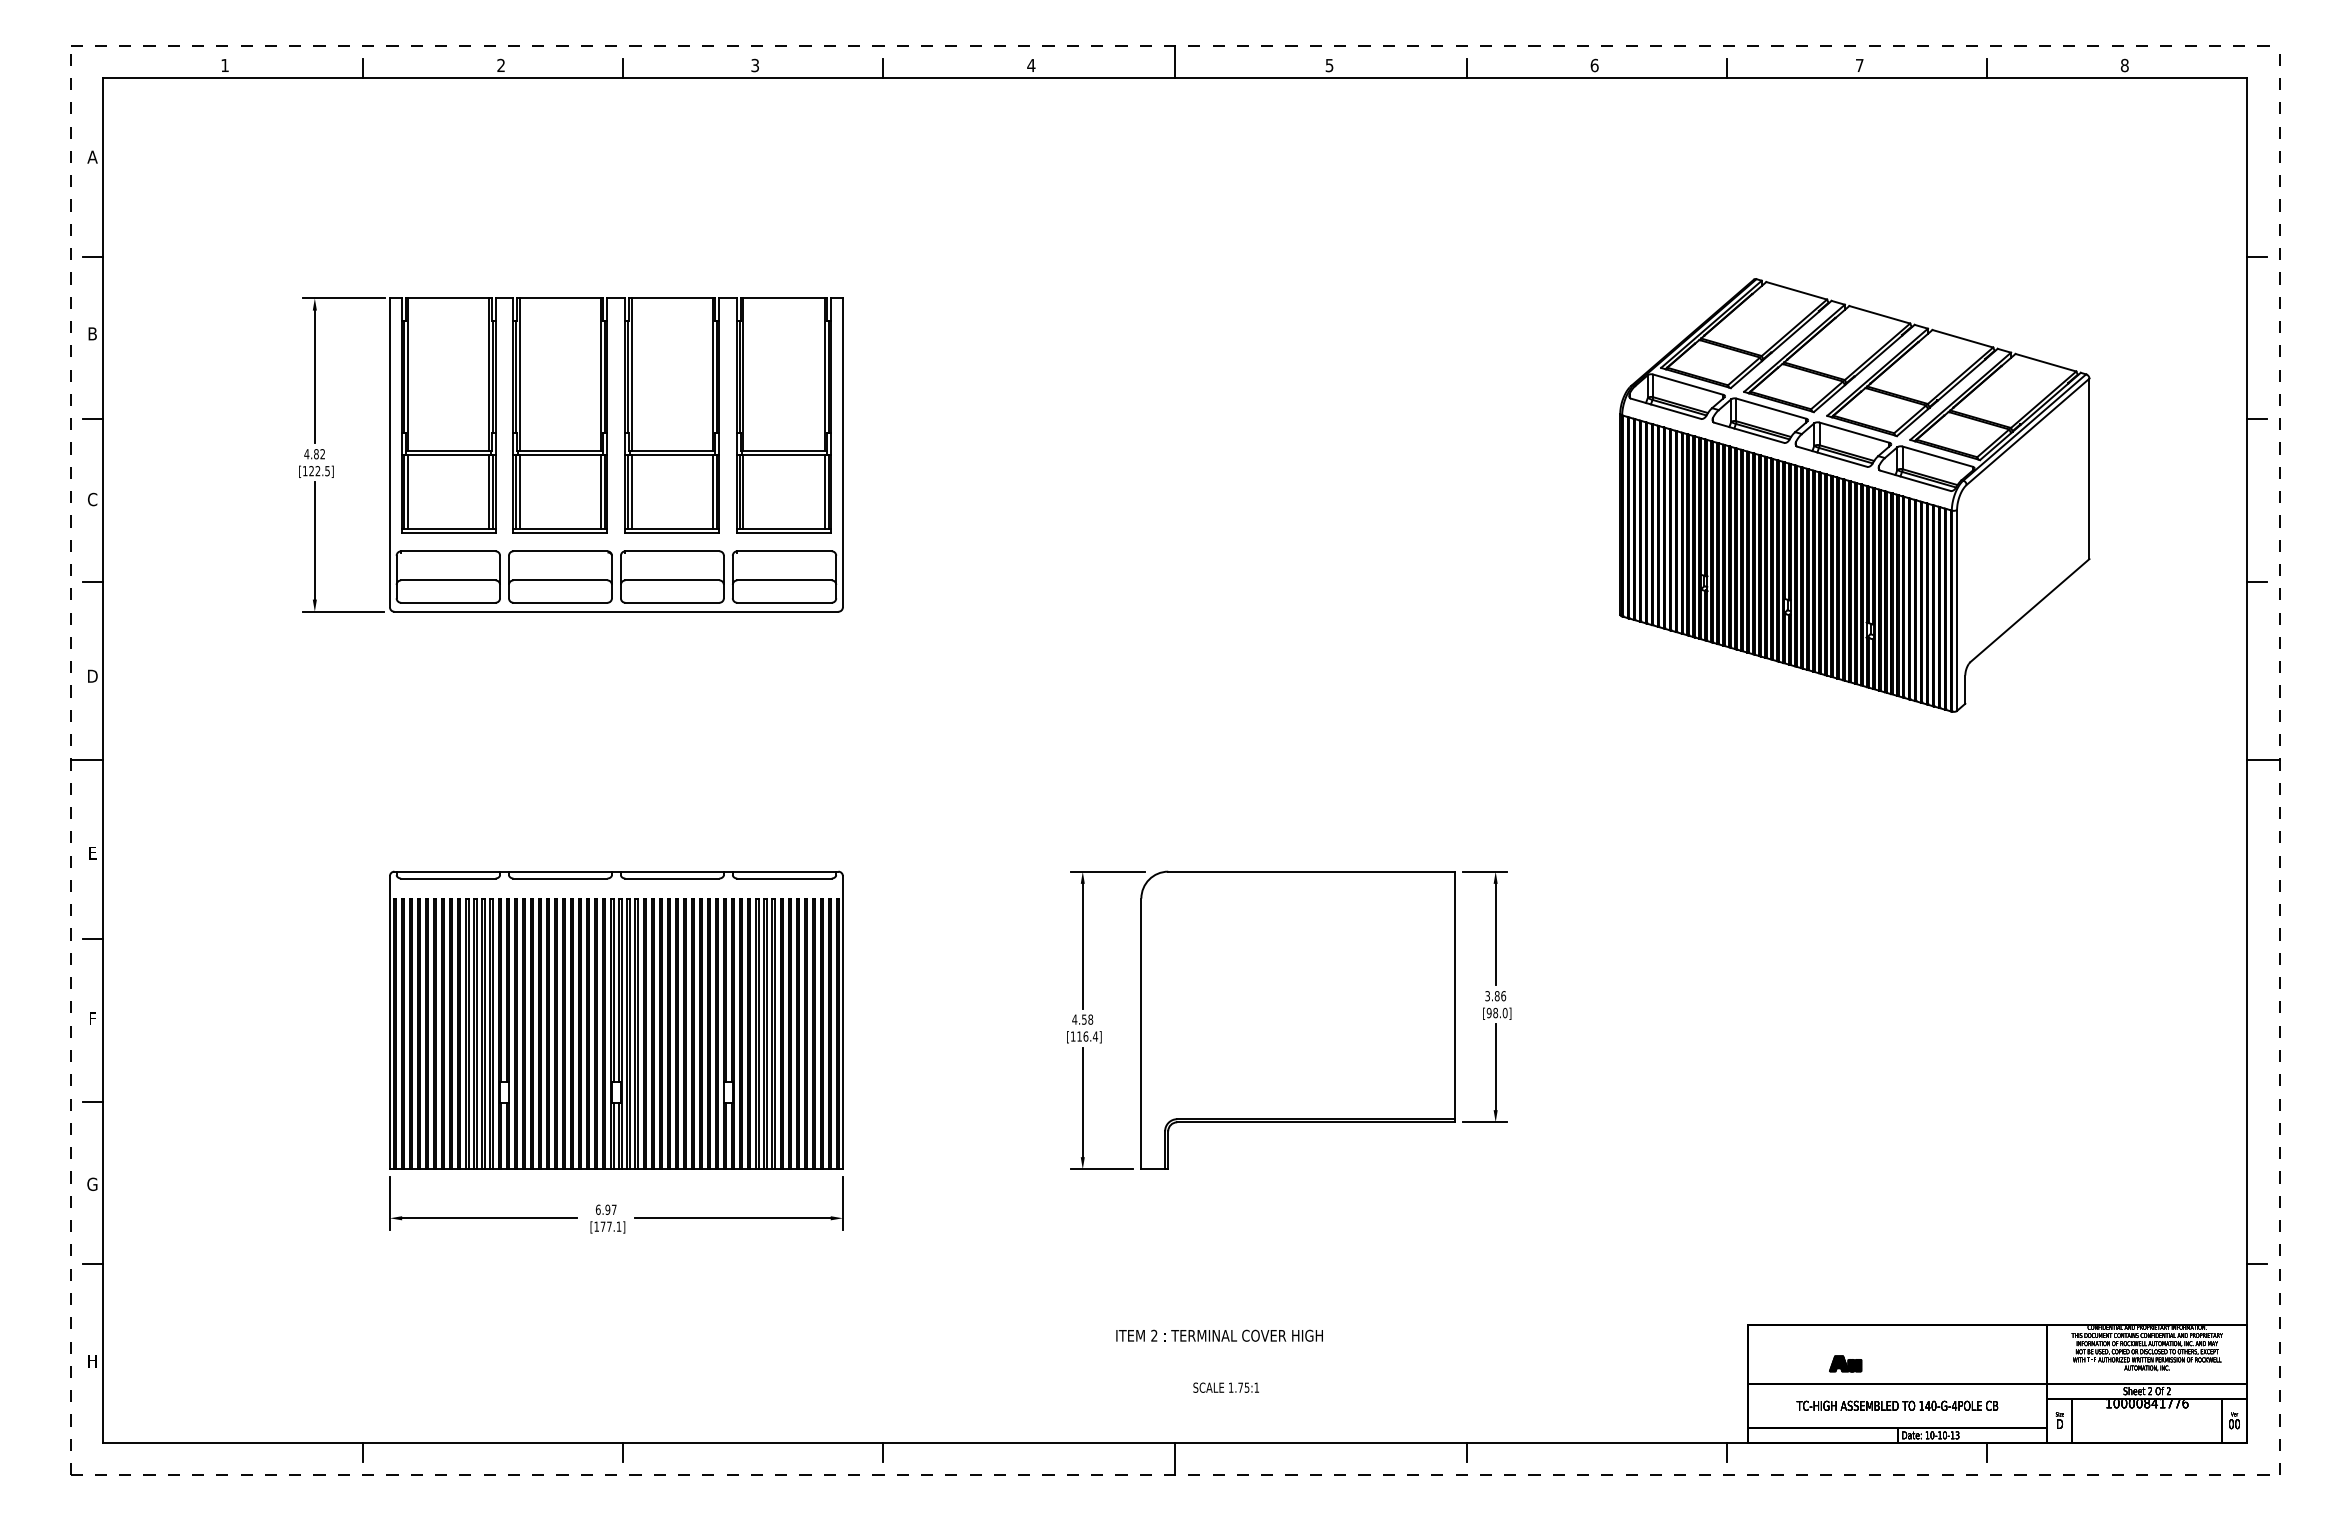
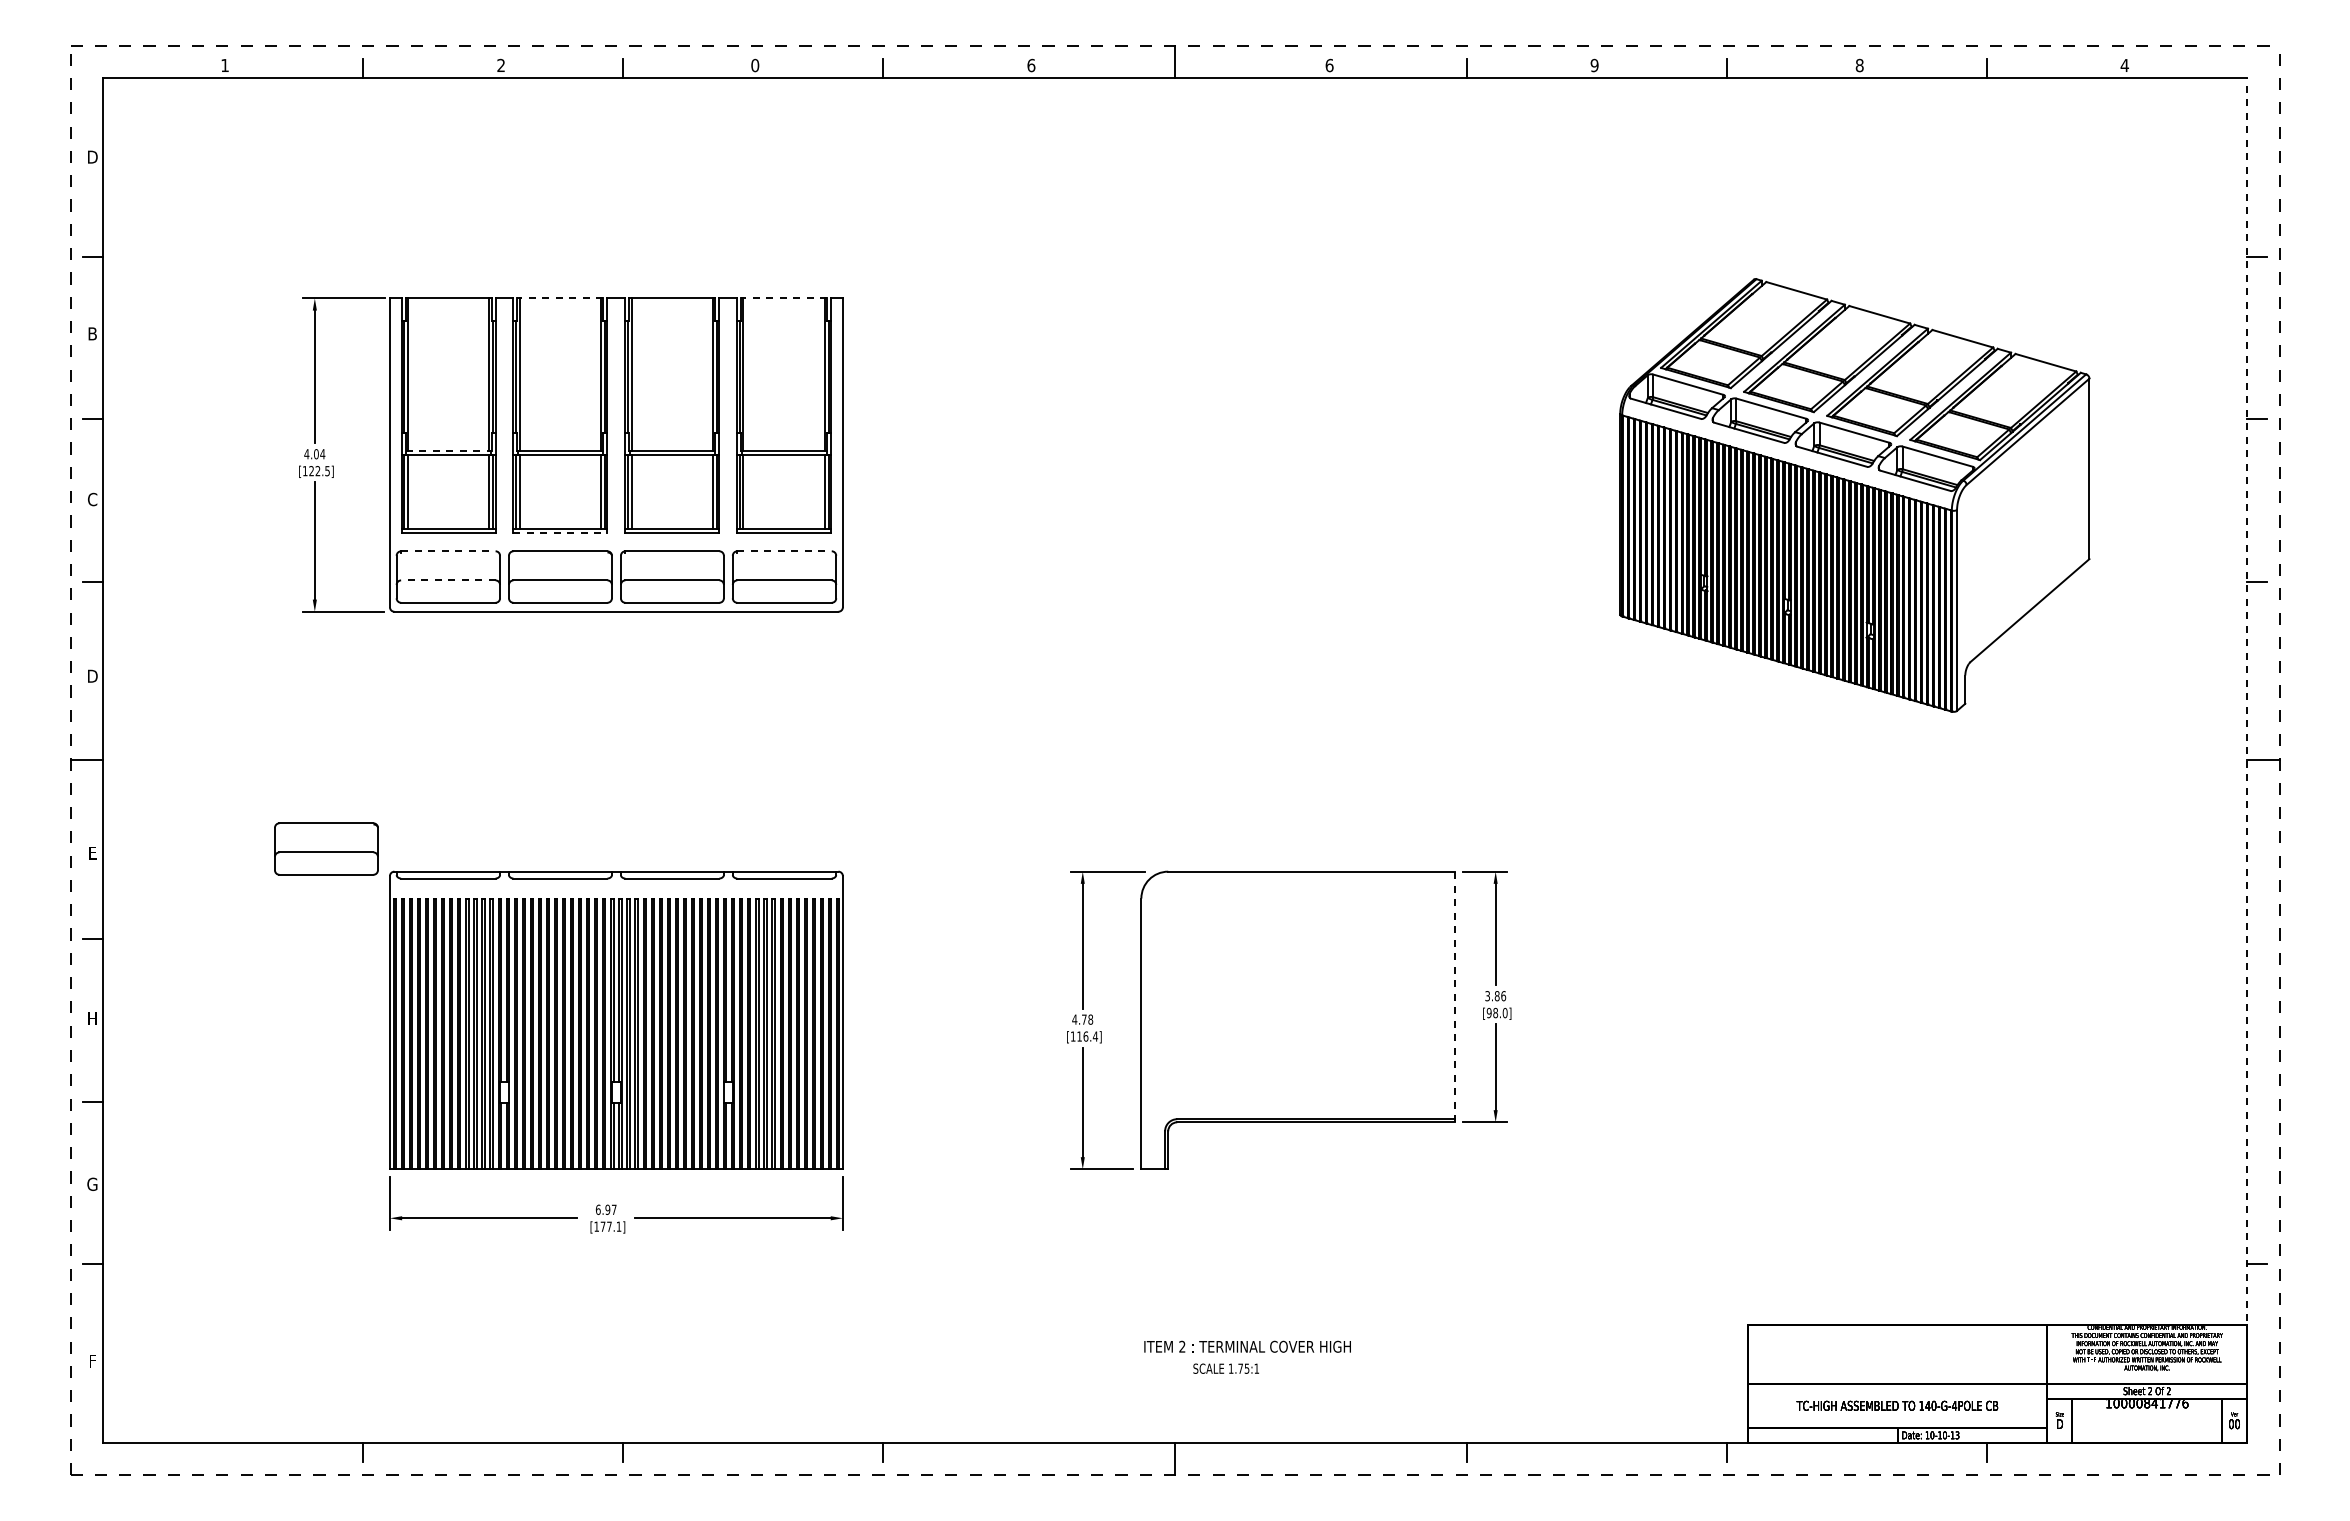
text: 3 -> 0 (755, 65)
text: 4 -> 6 (1031, 65)
text: 5 -> 6 (1329, 65)
text: 6 -> 9 (1594, 65)
text: 7 -> 8 (1859, 65)
text: 8 -> 4 (2124, 65)
text: A -> D (92, 156)
line: solid -> dashed (560, 298)
line: solid -> dashed (784, 298)
line: solid -> dashed (448, 450)
text: 4.82 -> 4.04 (319, 454)
line: solid -> dashed (560, 533)
line: solid -> dashed (448, 551)
line: solid -> dashed (785, 551)
line: solid -> dashed (447, 580)
line: solid -> dashed (2247, 760)
part: none -> present (326, 848)
line: solid -> dashed (1454, 996)
text: F -> H (92, 1018)
text: 4.58 -> 4.78 (1084, 1019)
text position: (1219, 1335) -> (1247, 1346) (1247, 1346)
text: H -> F (92, 1361)
part: present -> none (1845, 1363)
text position: (1225, 1387) -> (1225, 1368) (1225, 1368)
